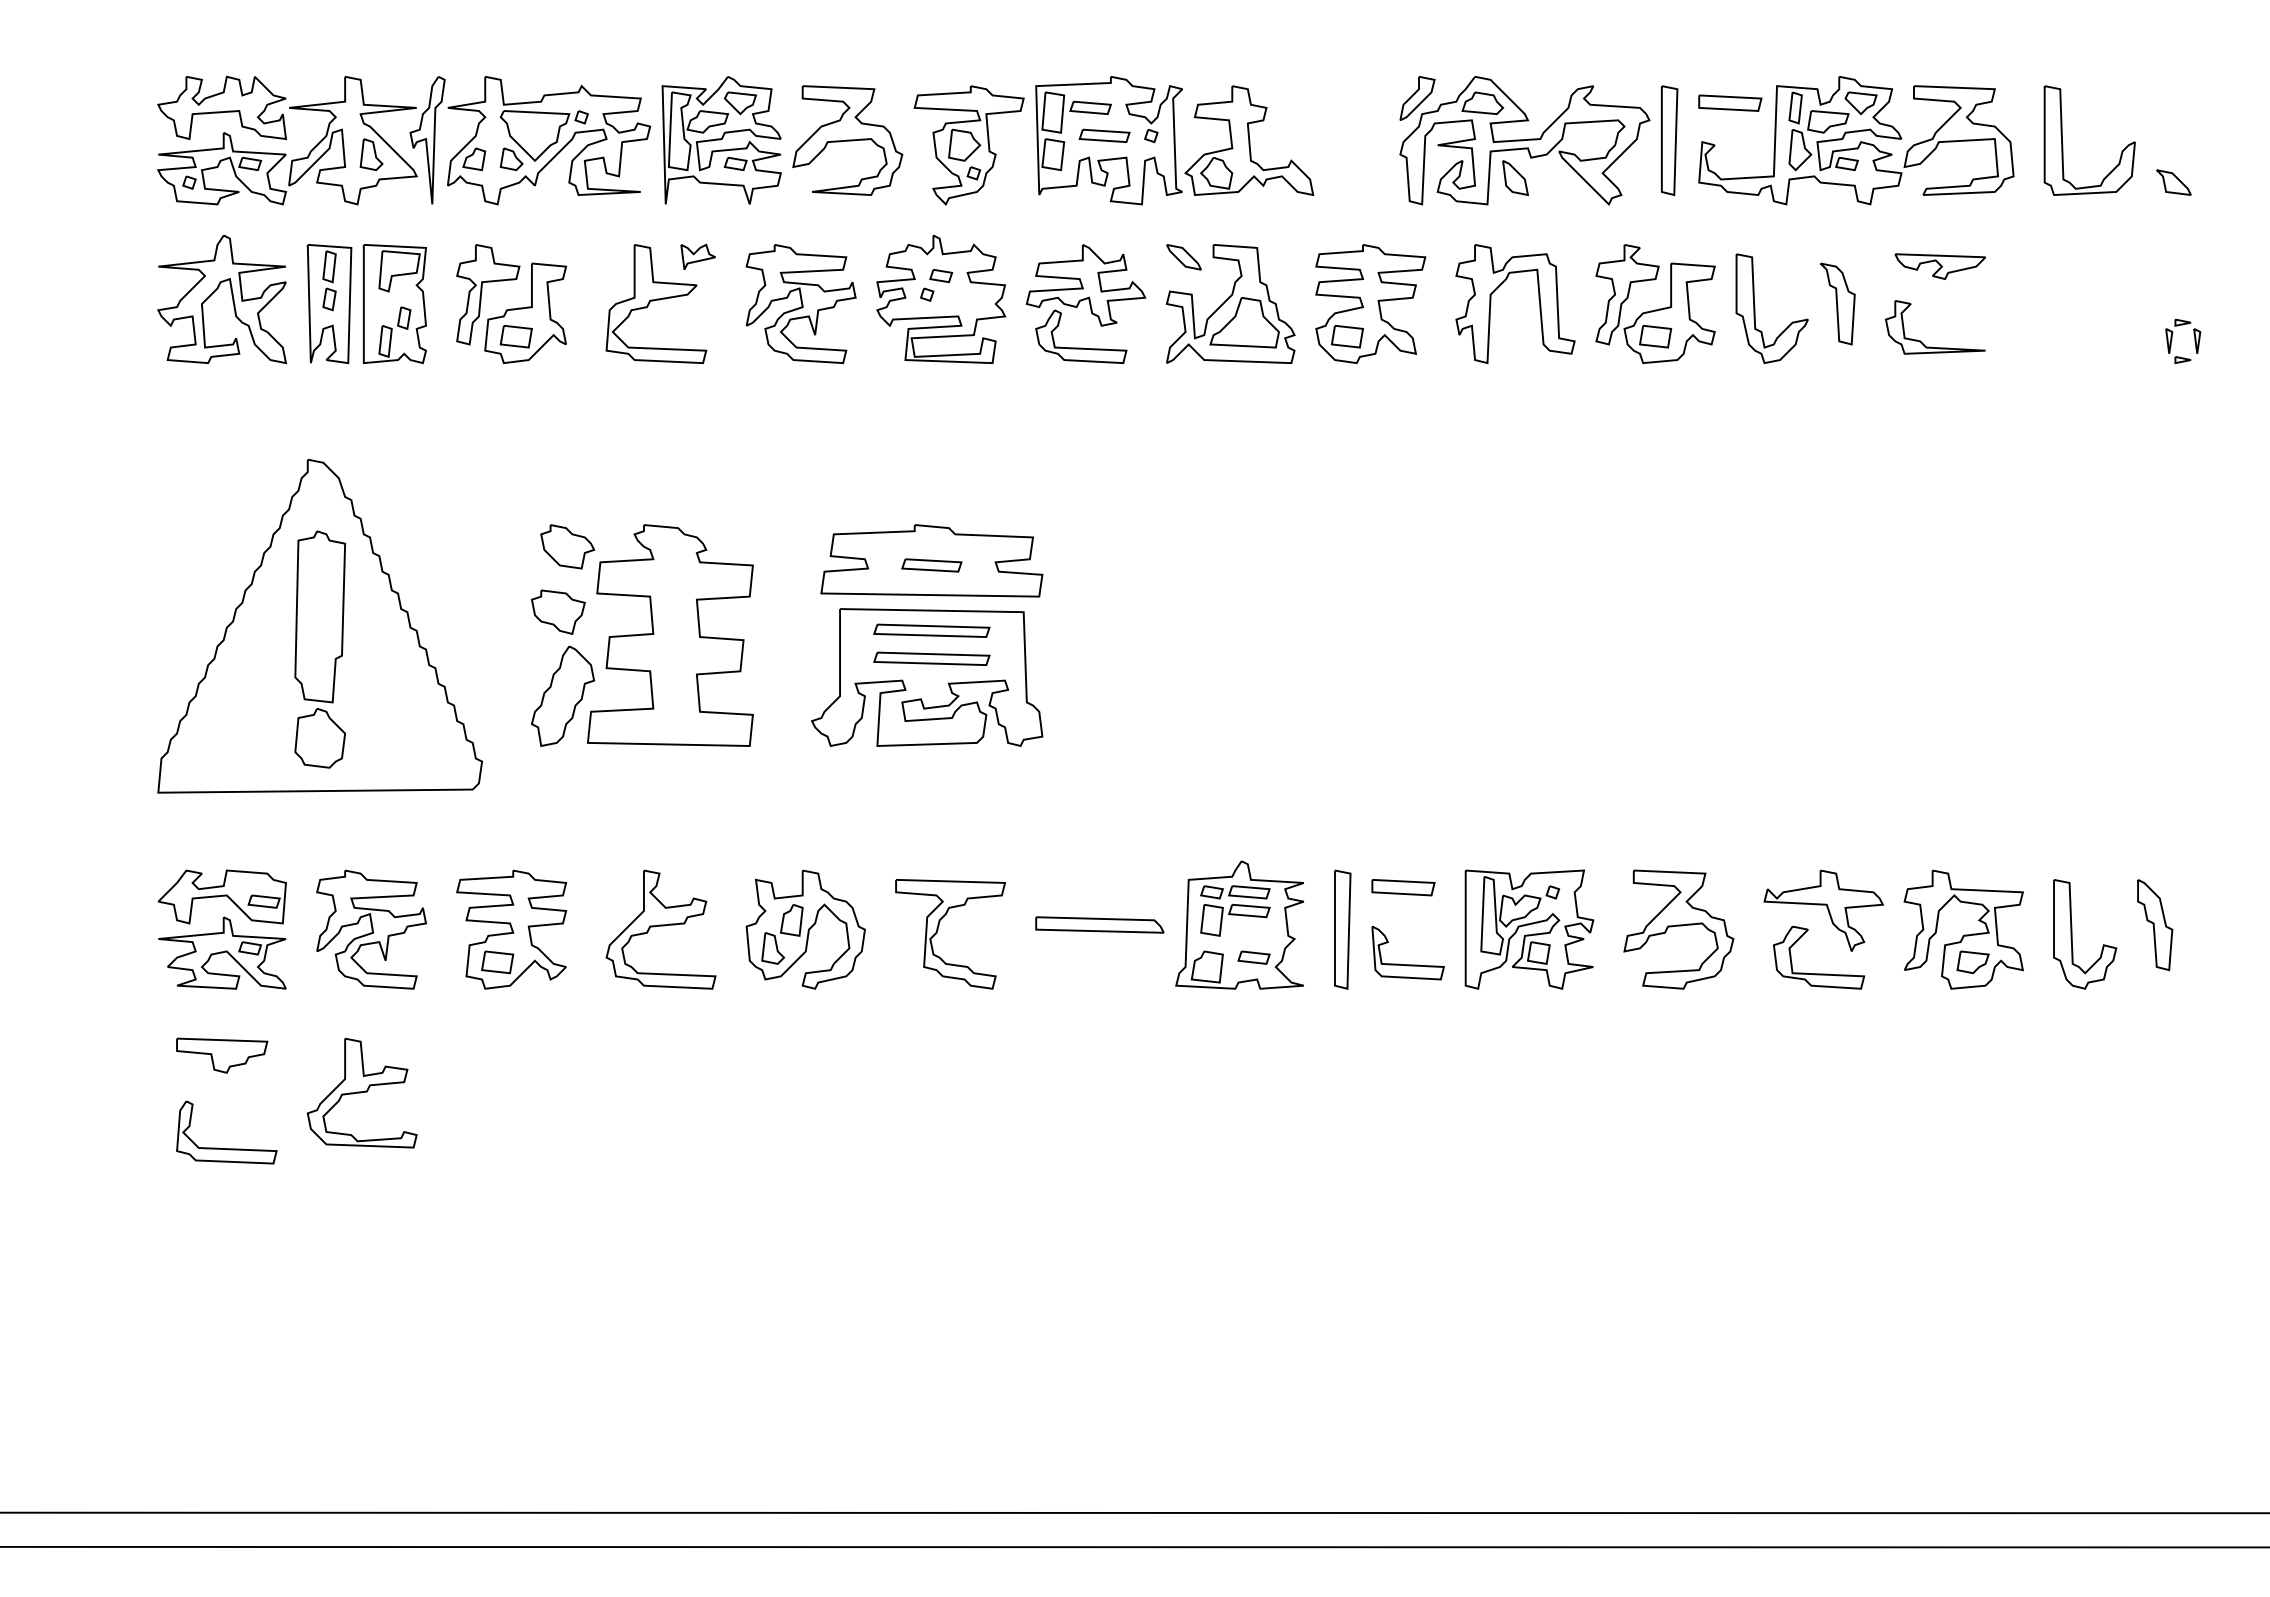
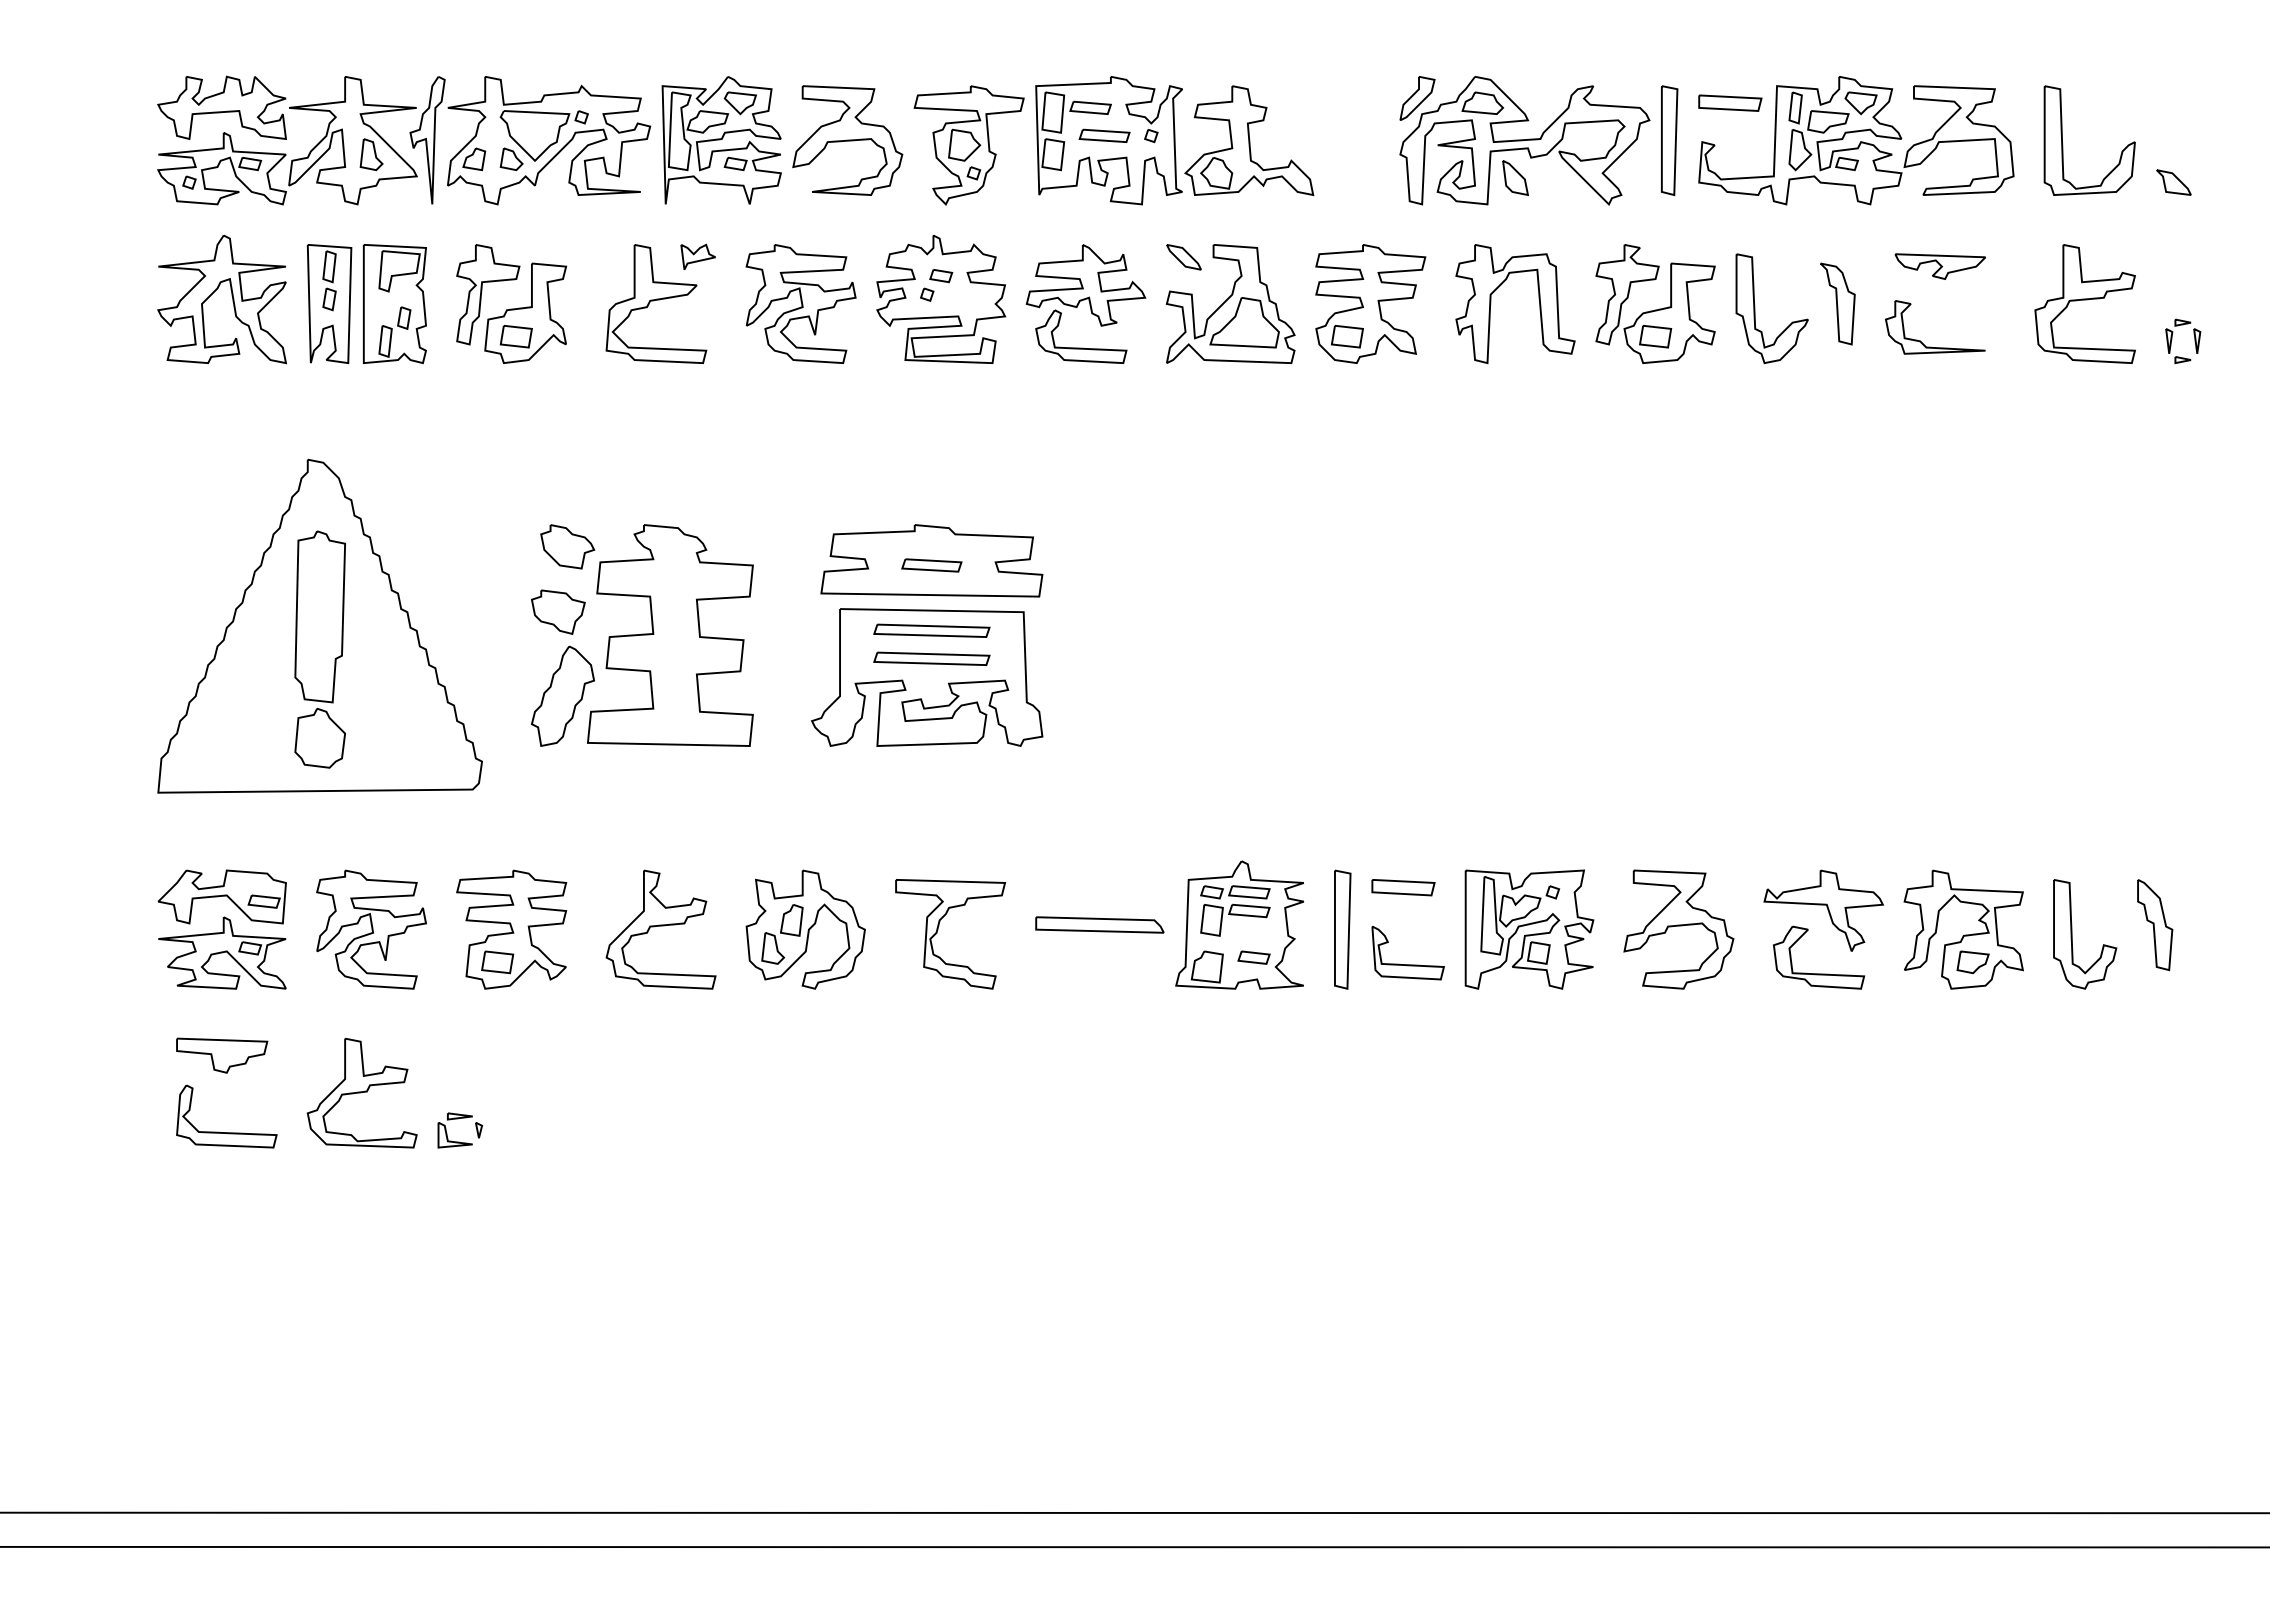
part: none -> present (2084, 303)
part: none -> present (459, 1141)
part position: (226, 1148) -> (226, 1132) (226, 1132)
